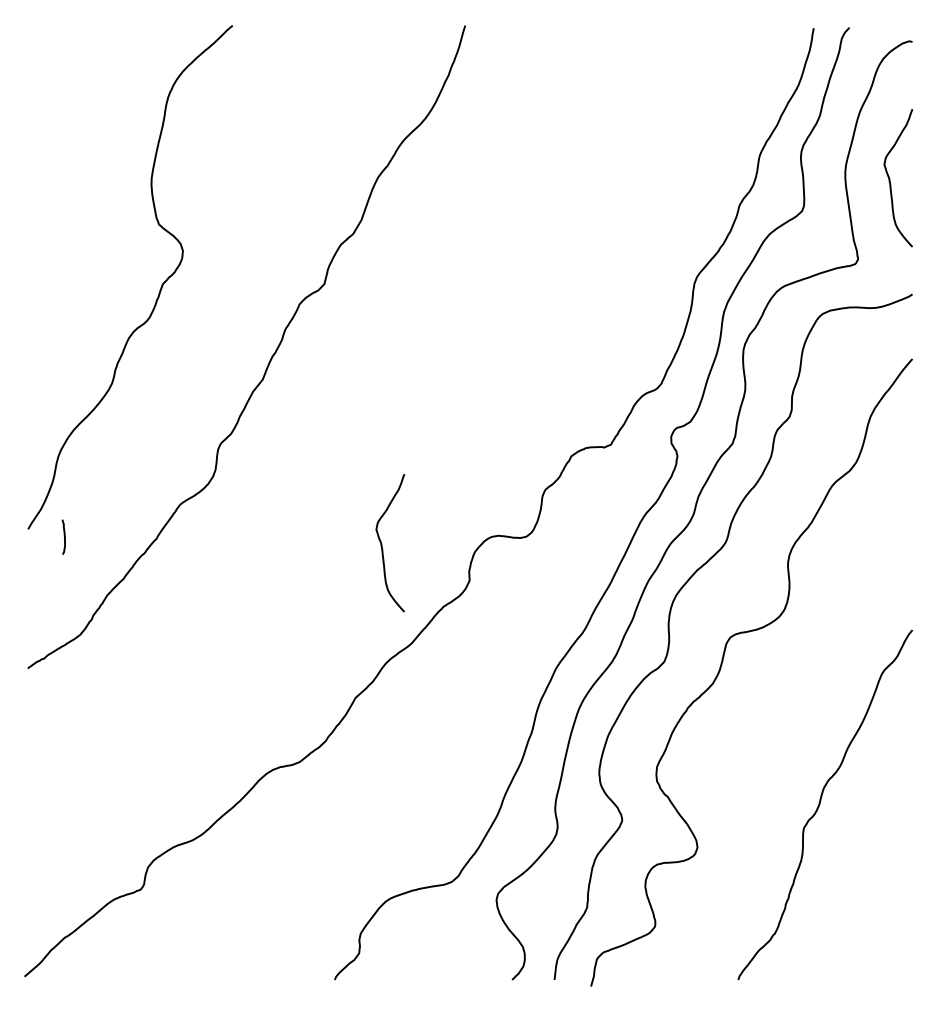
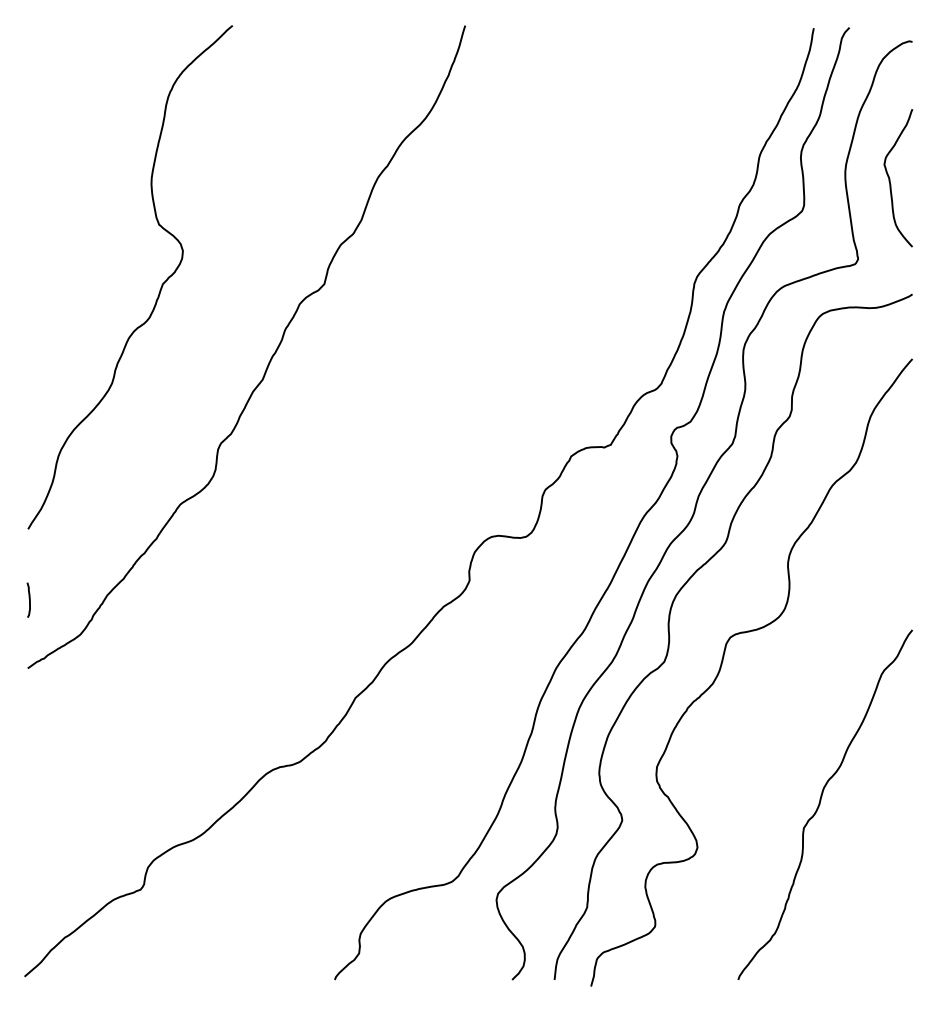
curve position: (63, 535) -> (28, 598) (28, 598)
curve: present -> none (382, 543)
